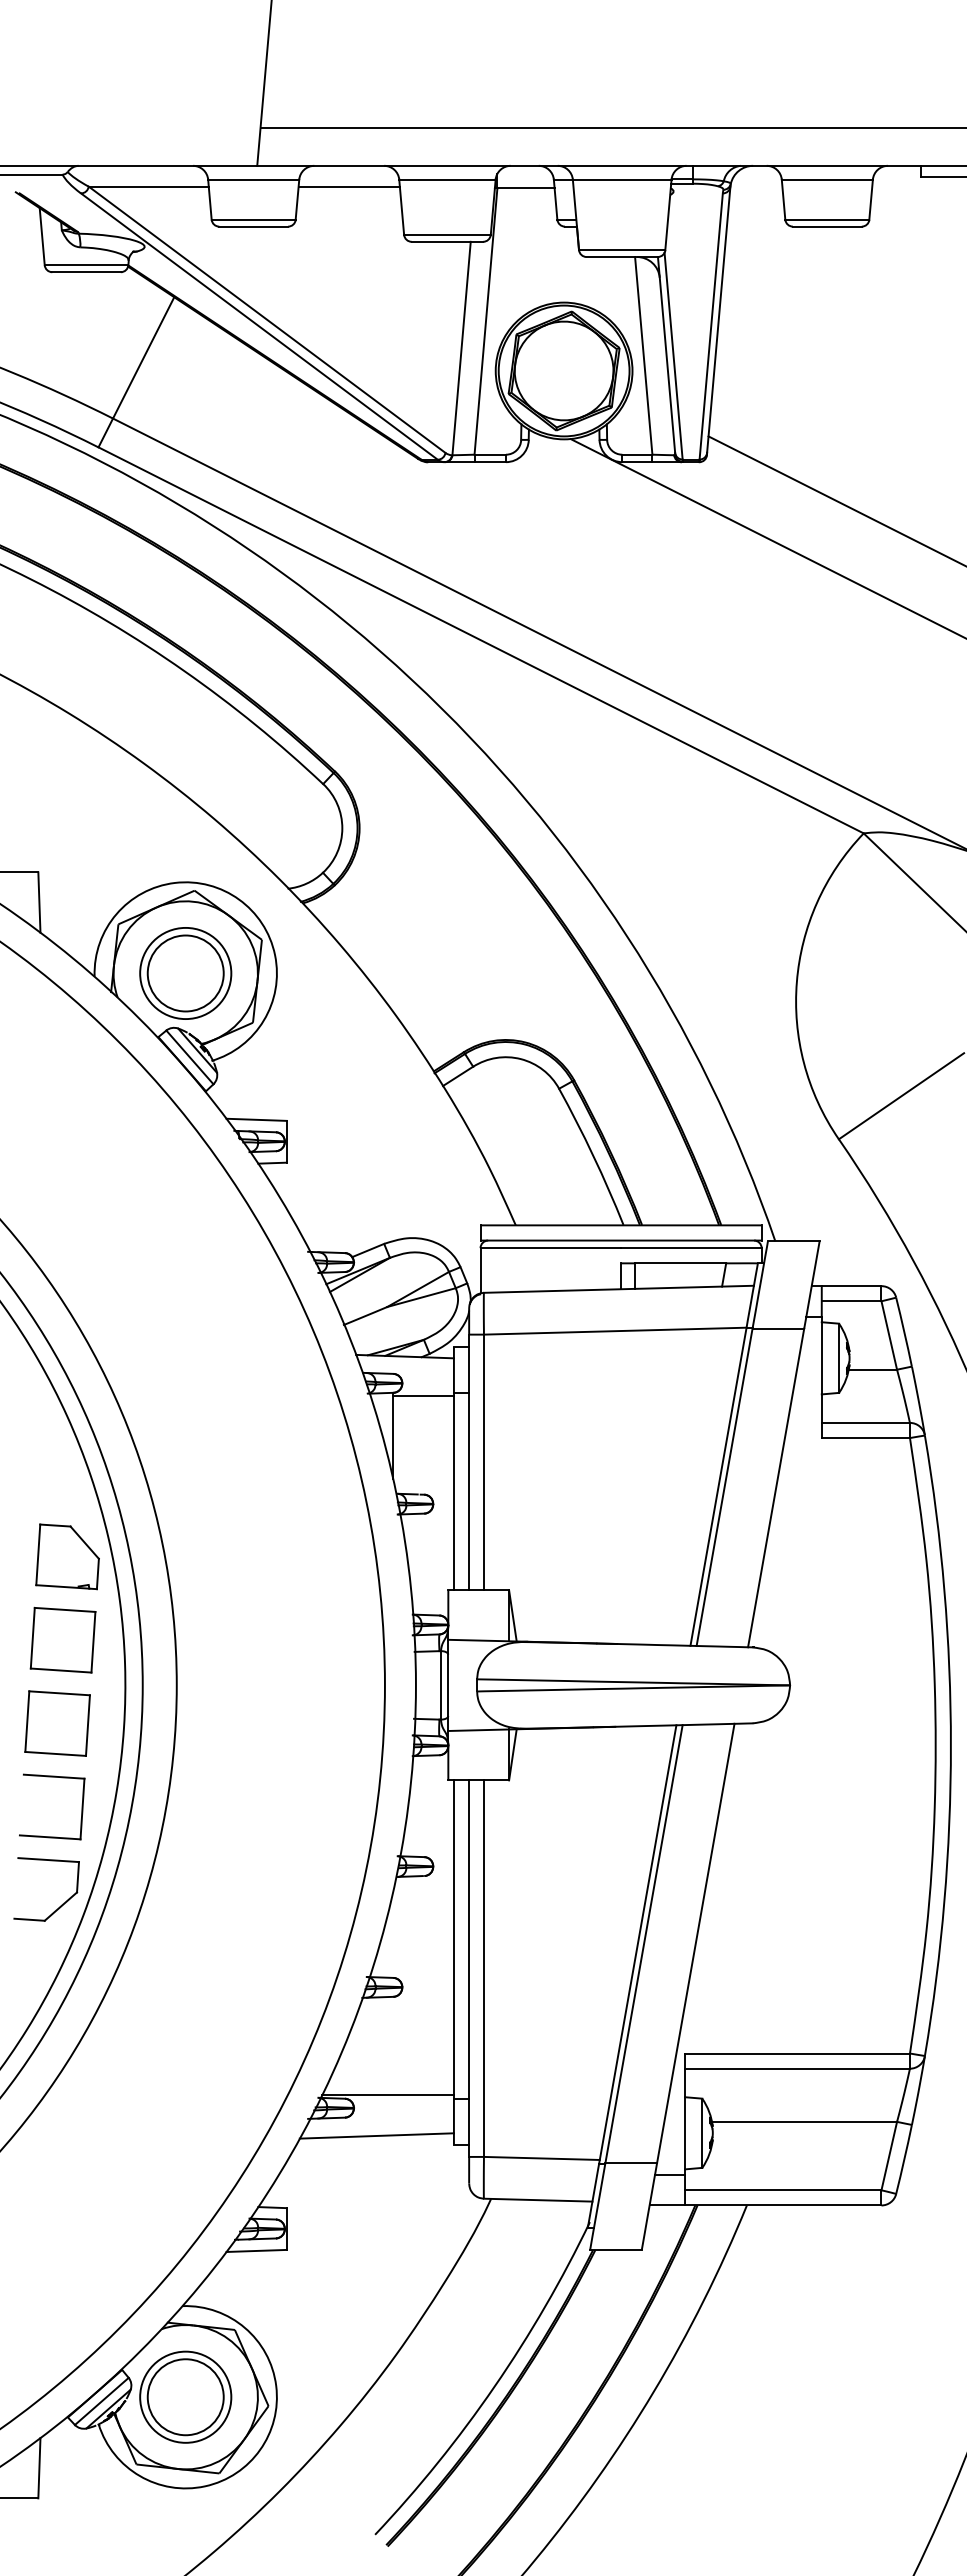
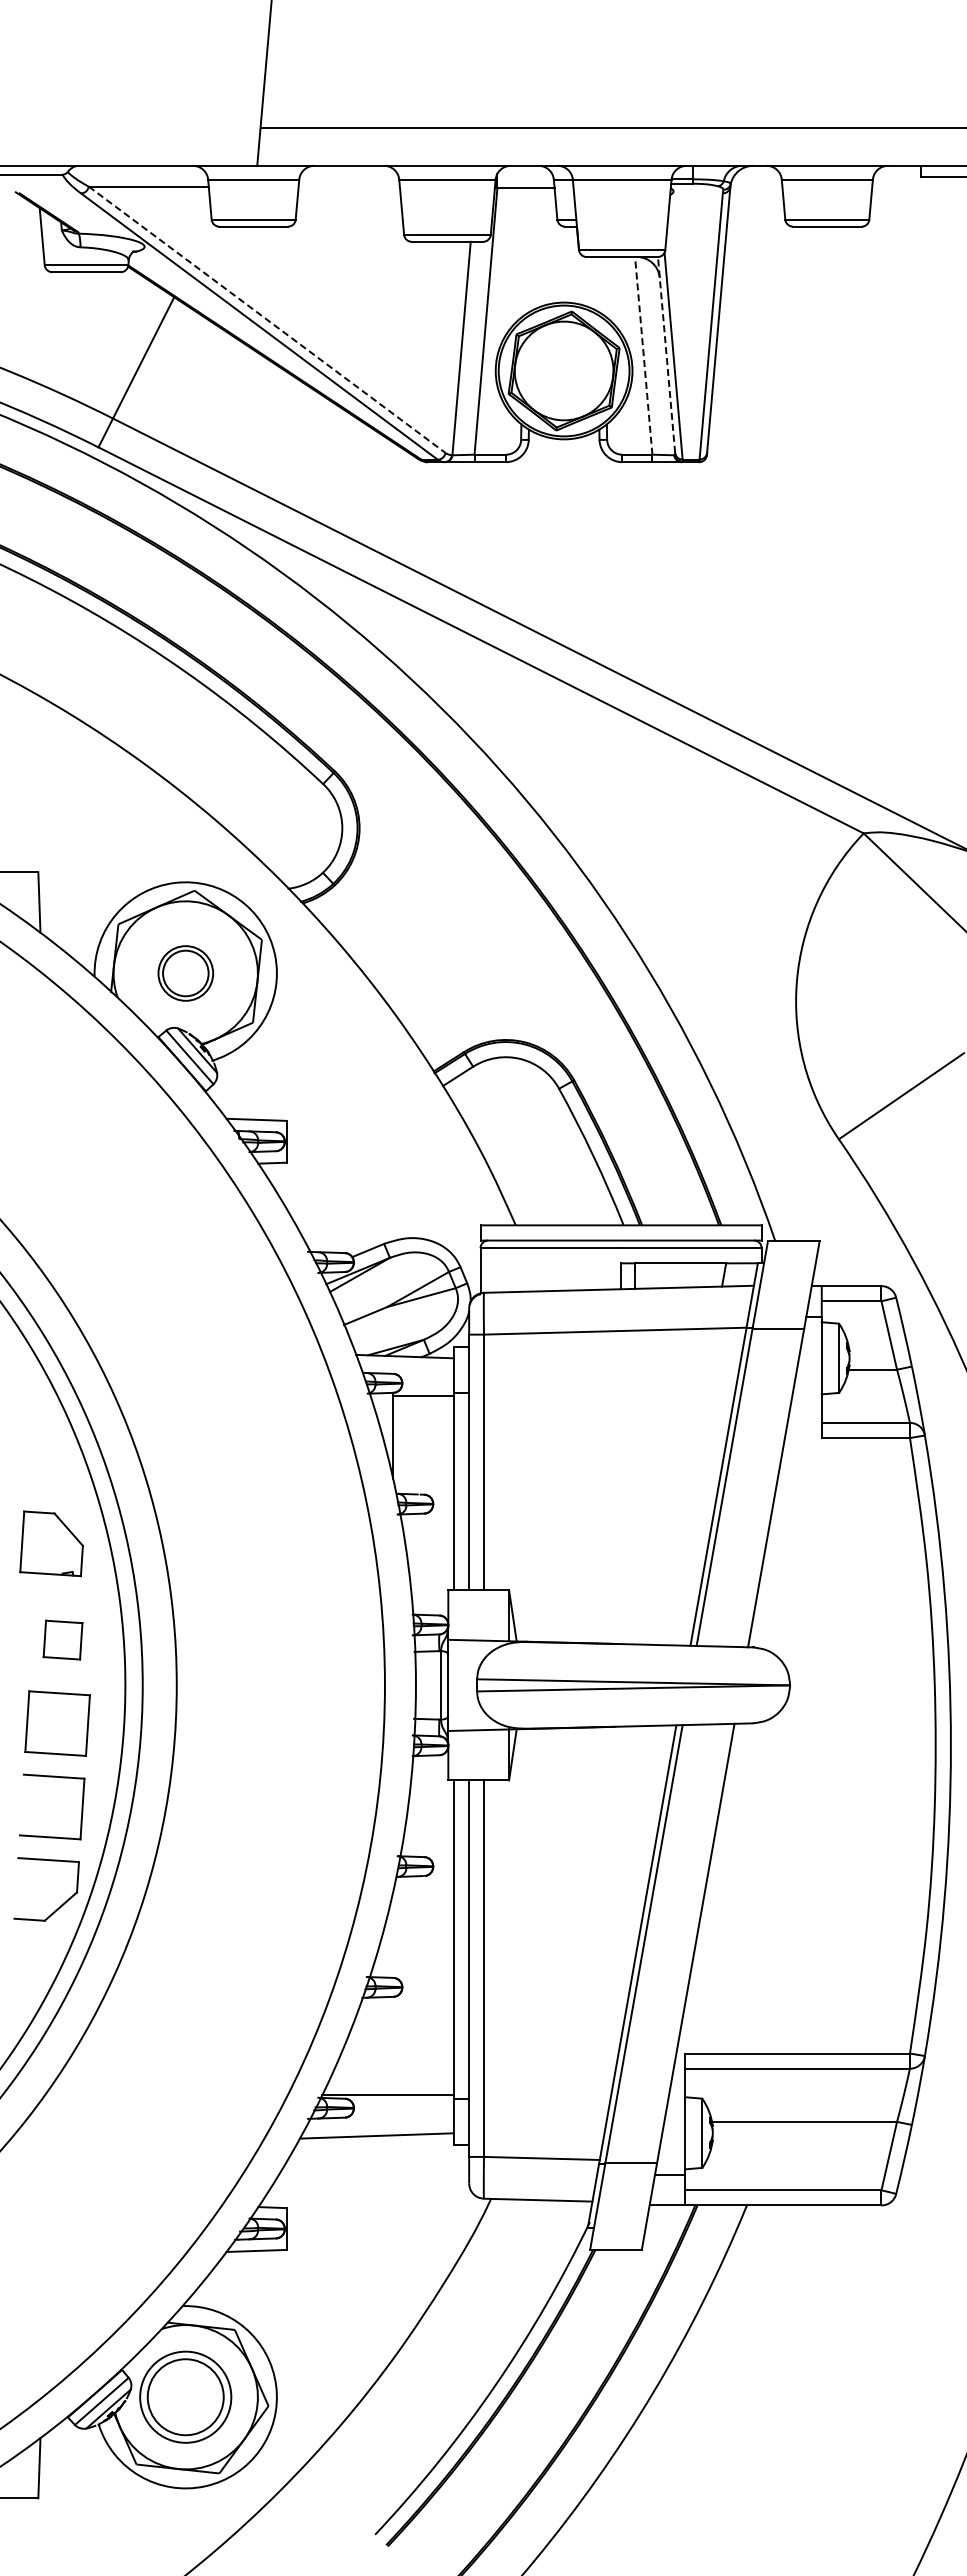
line: present -> none (348, 186)
line: solid -> dashed (267, 319)
line: solid -> dashed (666, 354)
line: solid -> dashed (643, 355)
line: present -> none (835, 500)
line: present -> none (766, 538)
part size: 94x93 px -> 58x57 px (185, 973)
part position: (67, 1556) -> (51, 1543) (51, 1543)
part size: 68x68 px -> 42x42 px (62, 1639)
